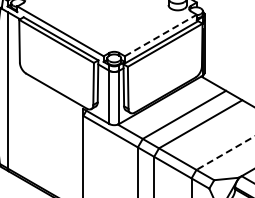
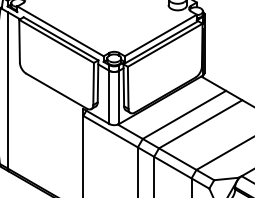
line: dashed -> solid (160, 35)
line: dashed -> solid (225, 153)
